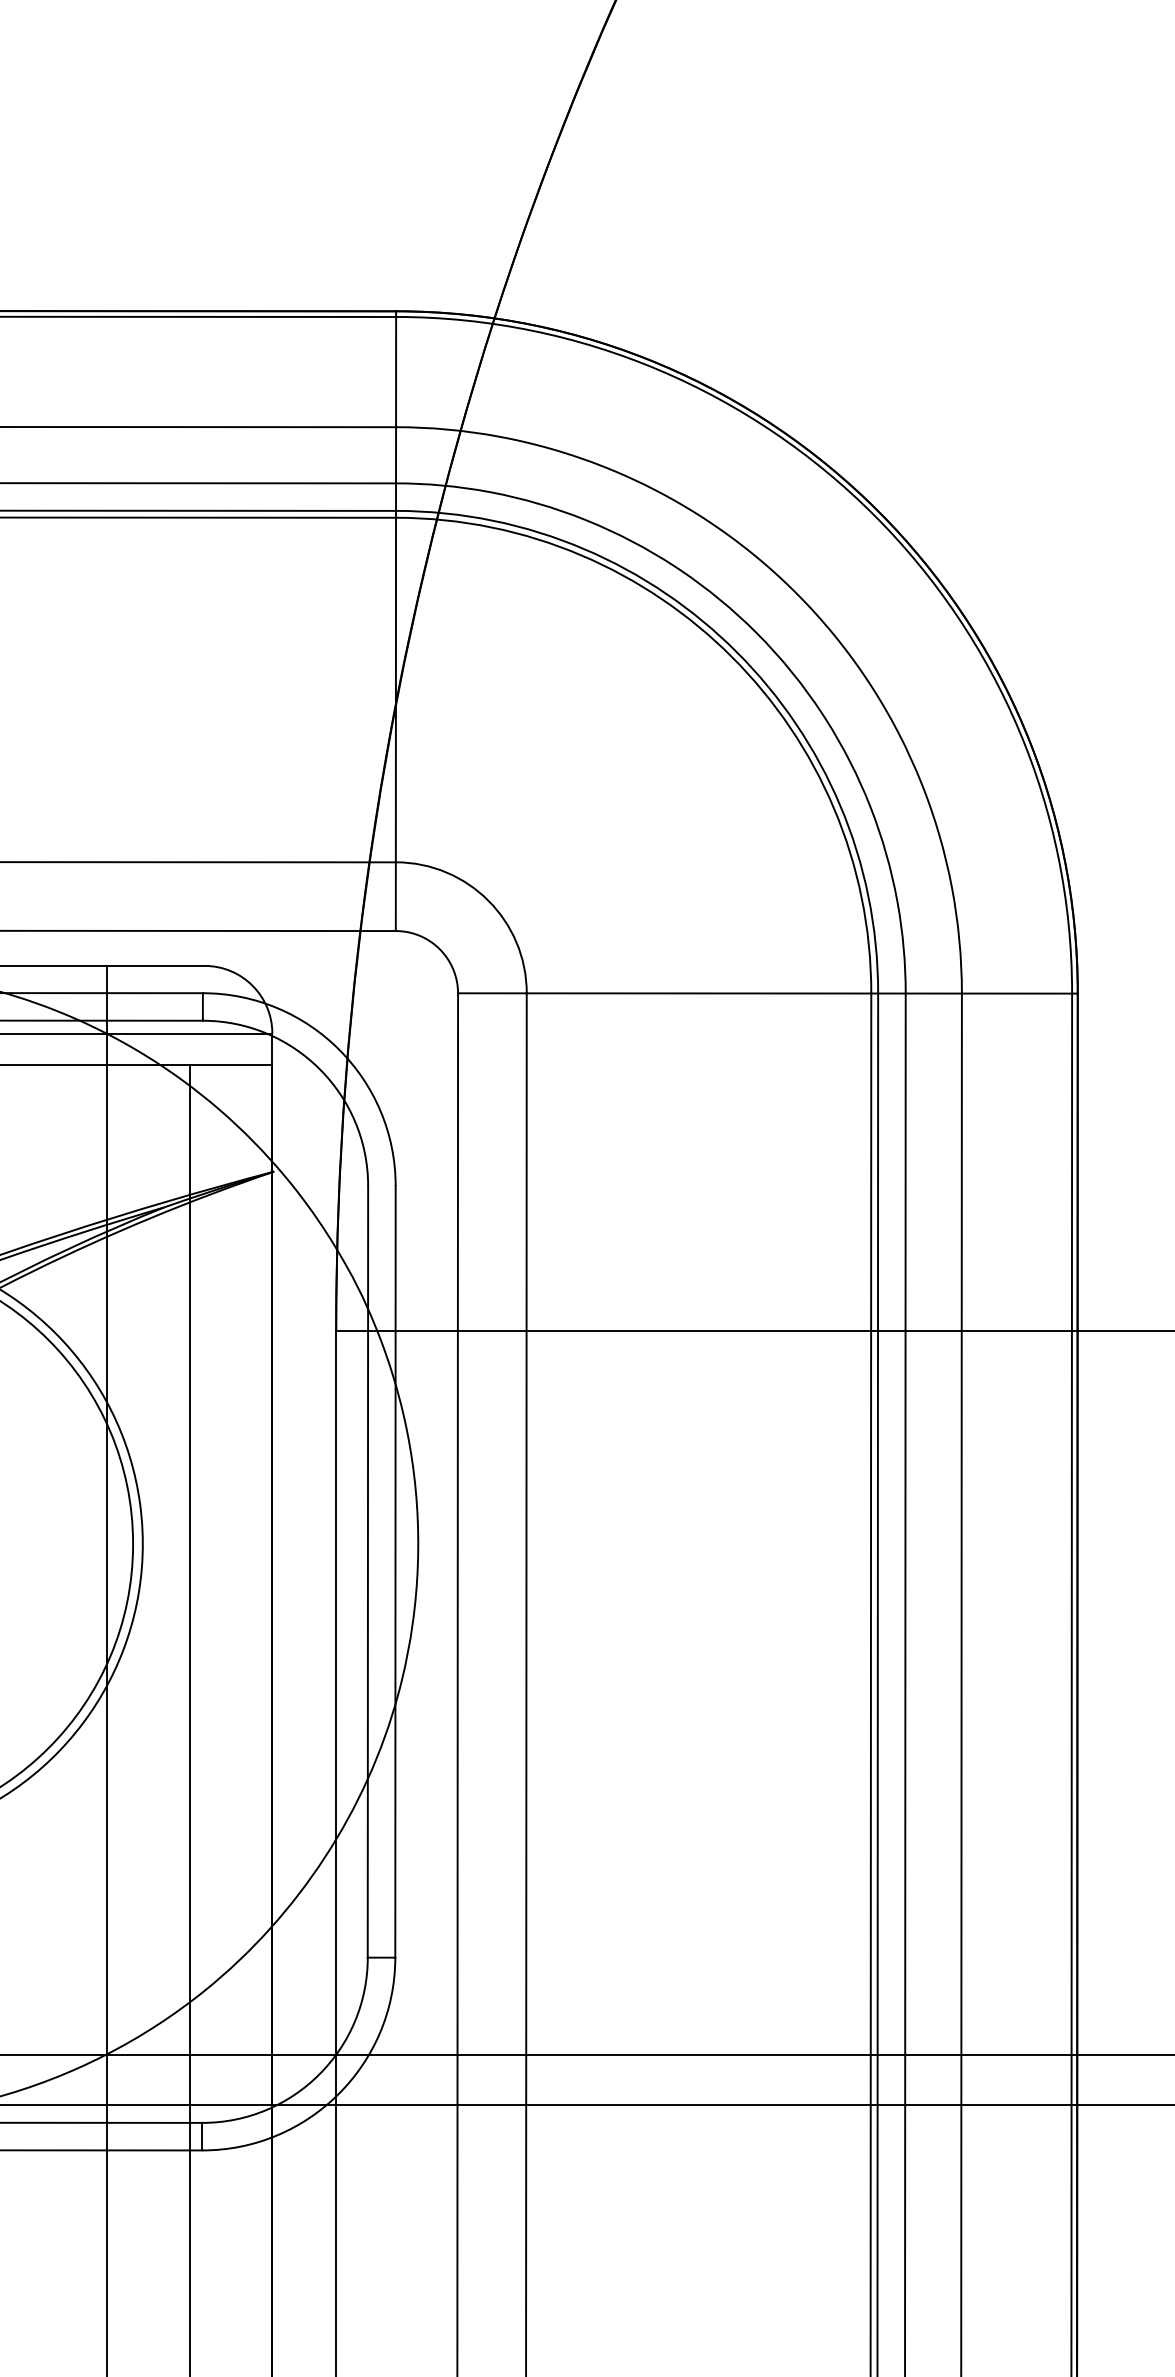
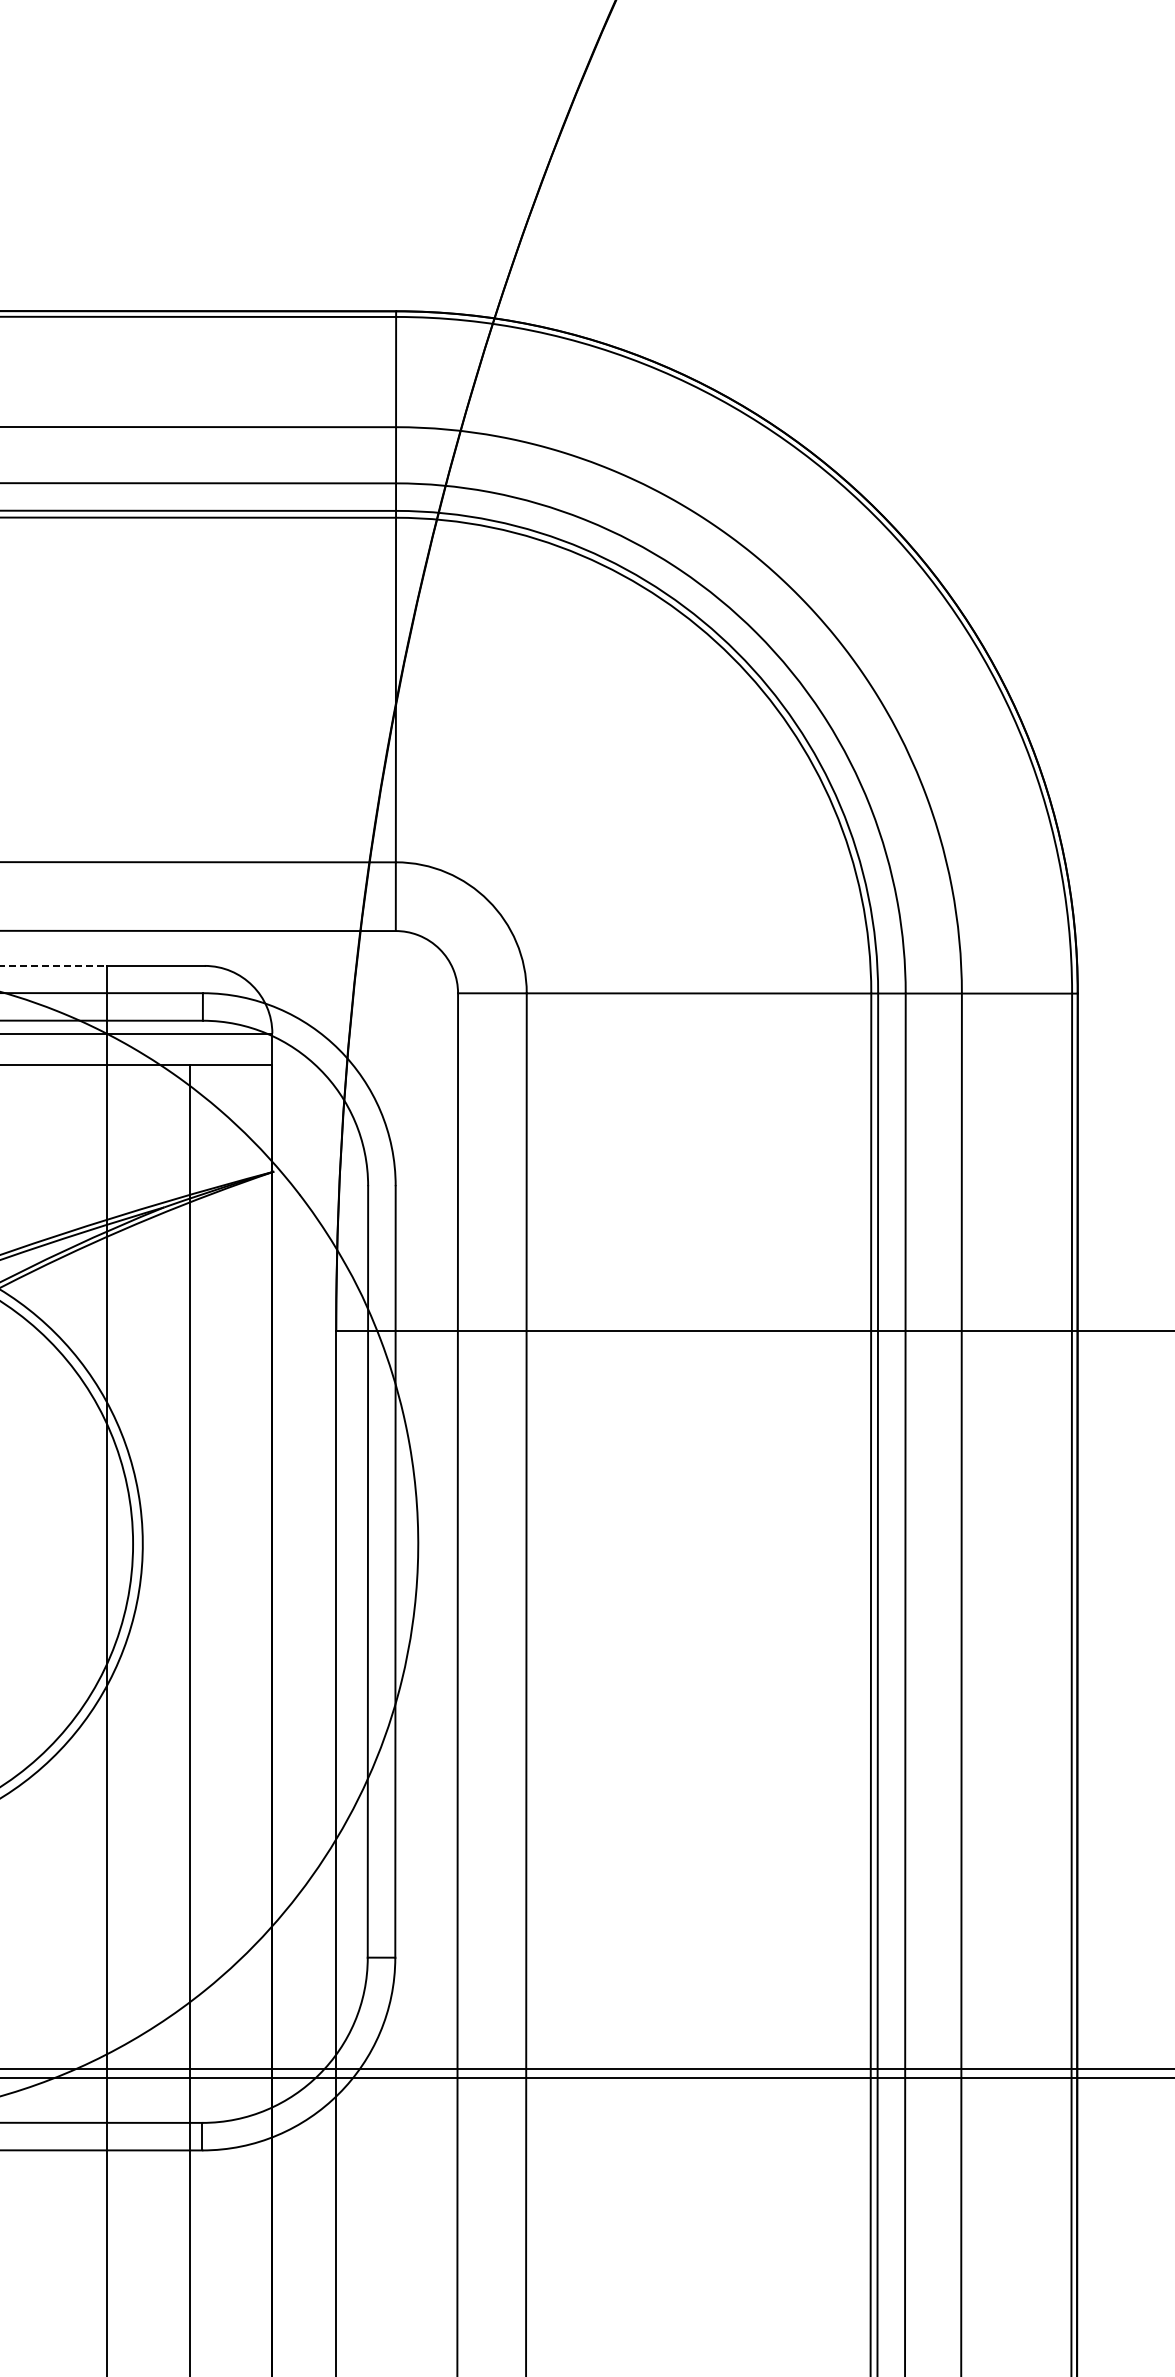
line: solid -> dashed (53, 965)
line position: (586, 2055) -> (586, 2078) (586, 2078)
line position: (586, 2104) -> (586, 2068) (586, 2068)
